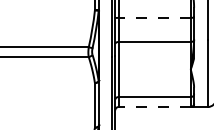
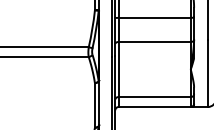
line: dashed -> solid (154, 17)
line: dashed -> solid (154, 107)
